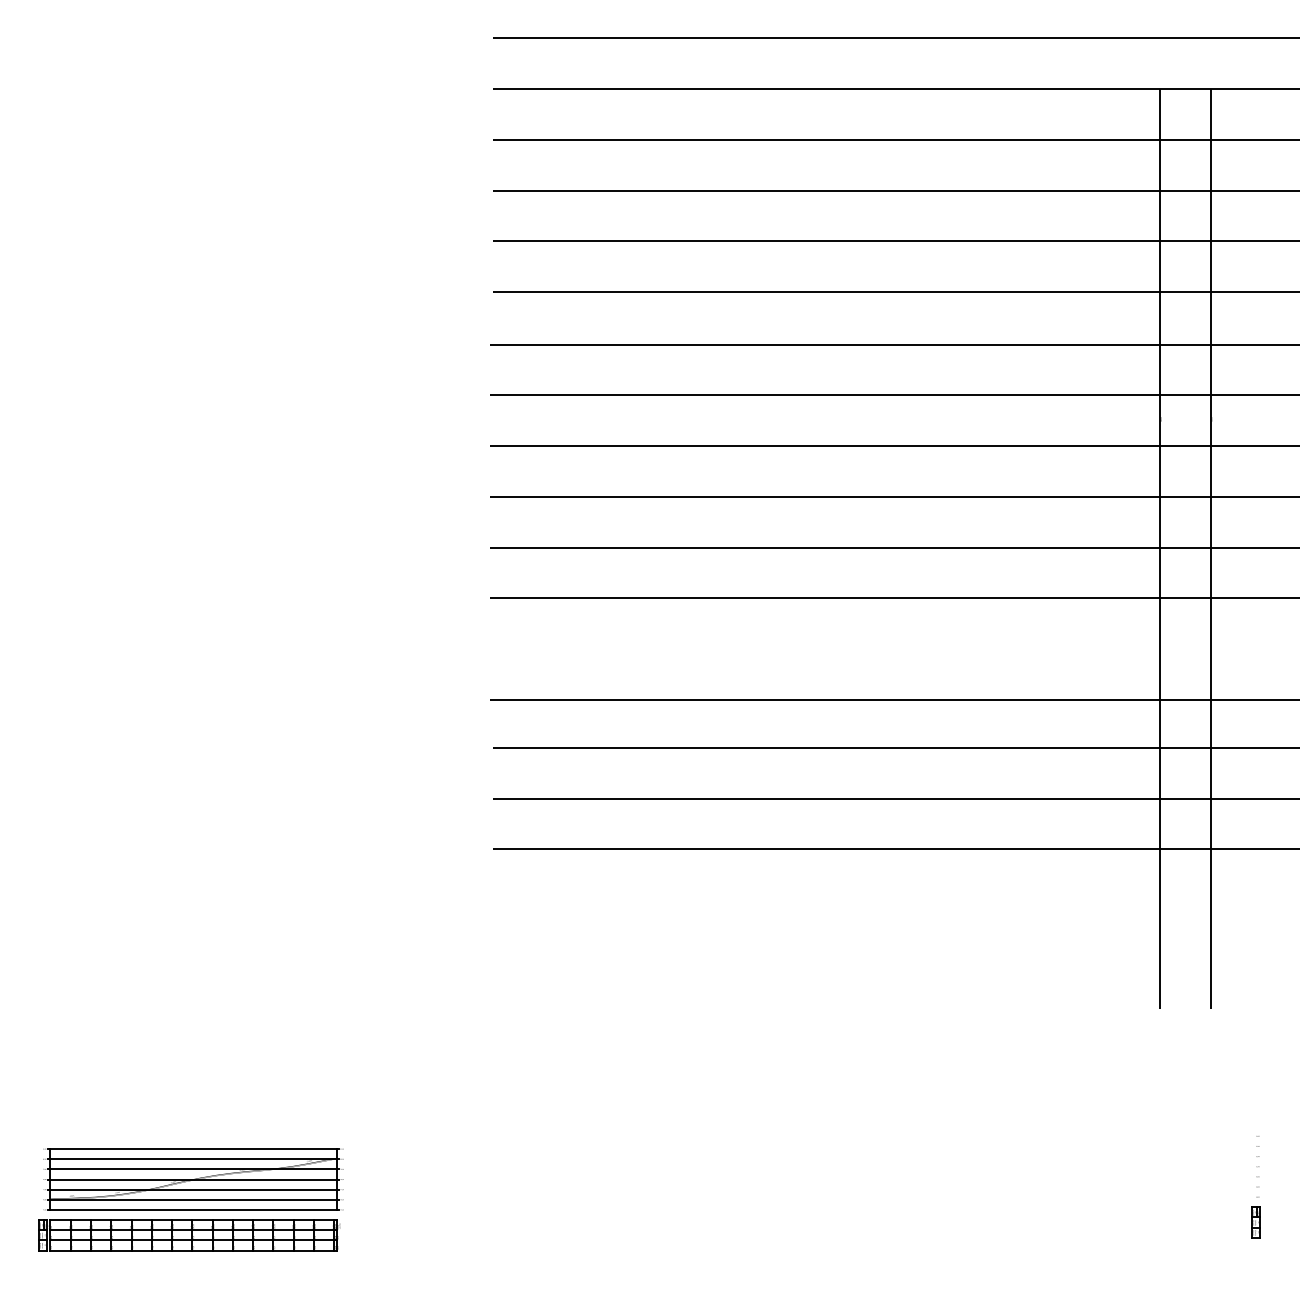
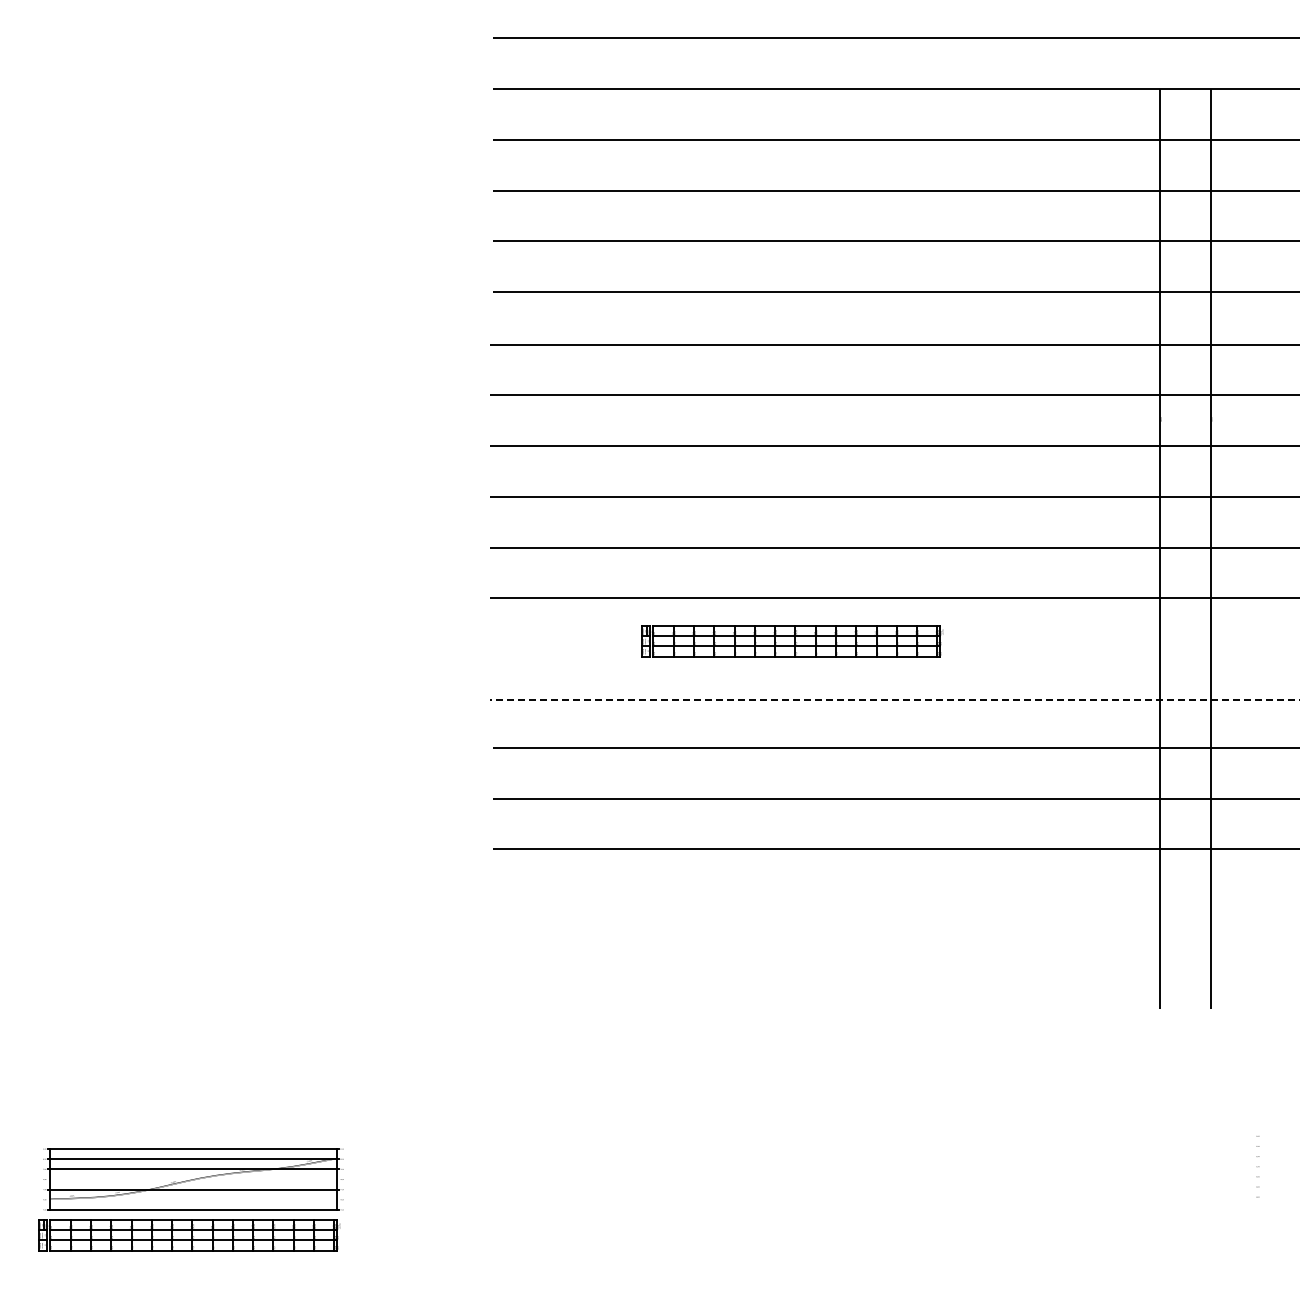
part: none -> present (792, 641)
line: solid -> dashed (894, 699)
line: present -> none (193, 1179)
line: present -> none (193, 1199)
part: present -> none (1255, 1222)
